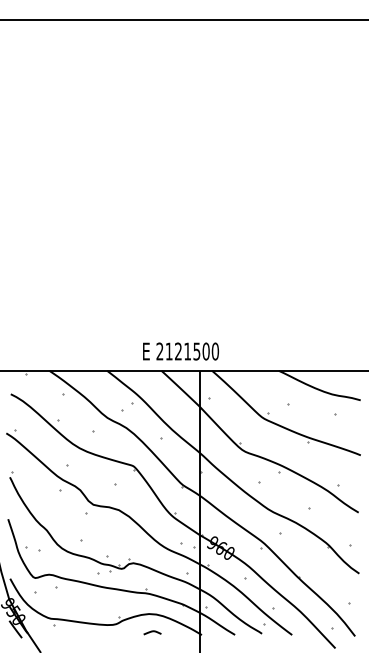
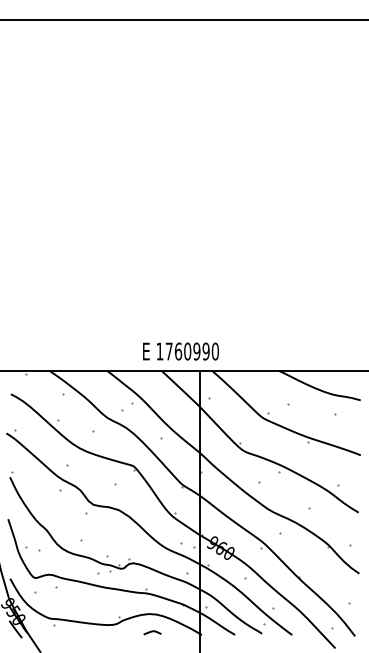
text: 2121500 -> 1760990 (182, 351)
